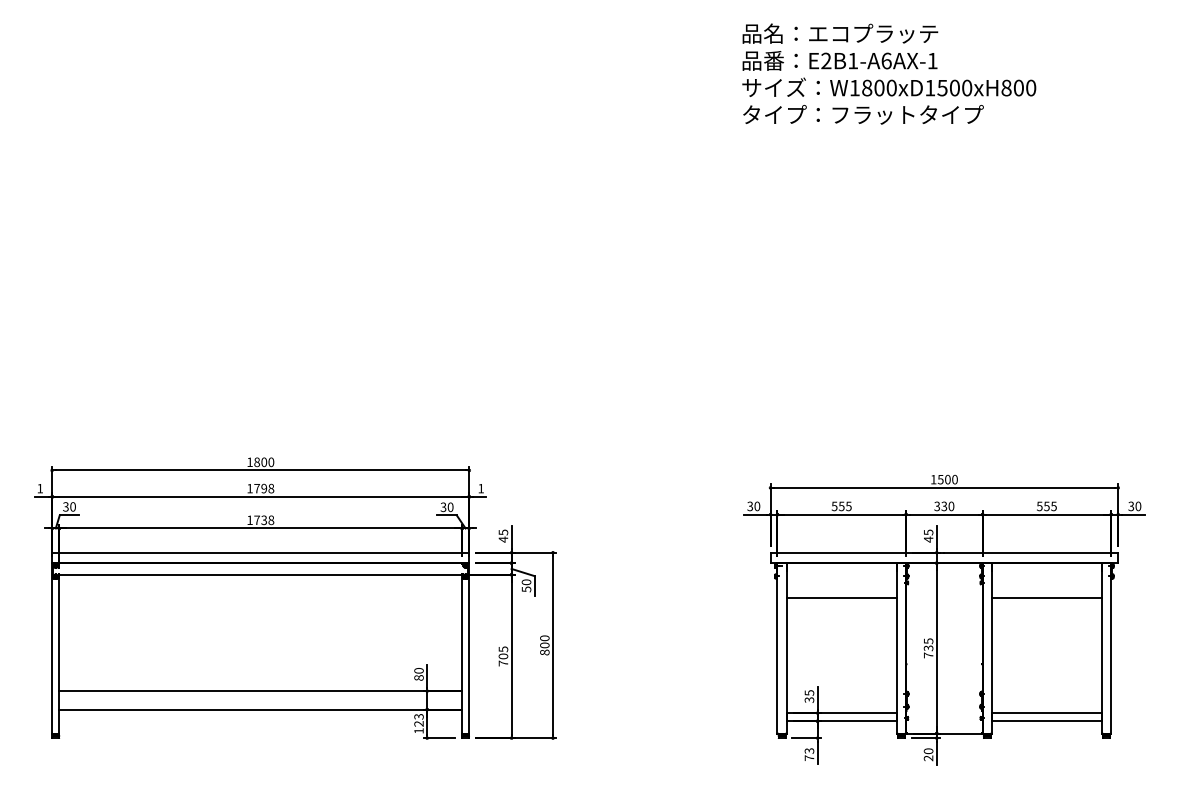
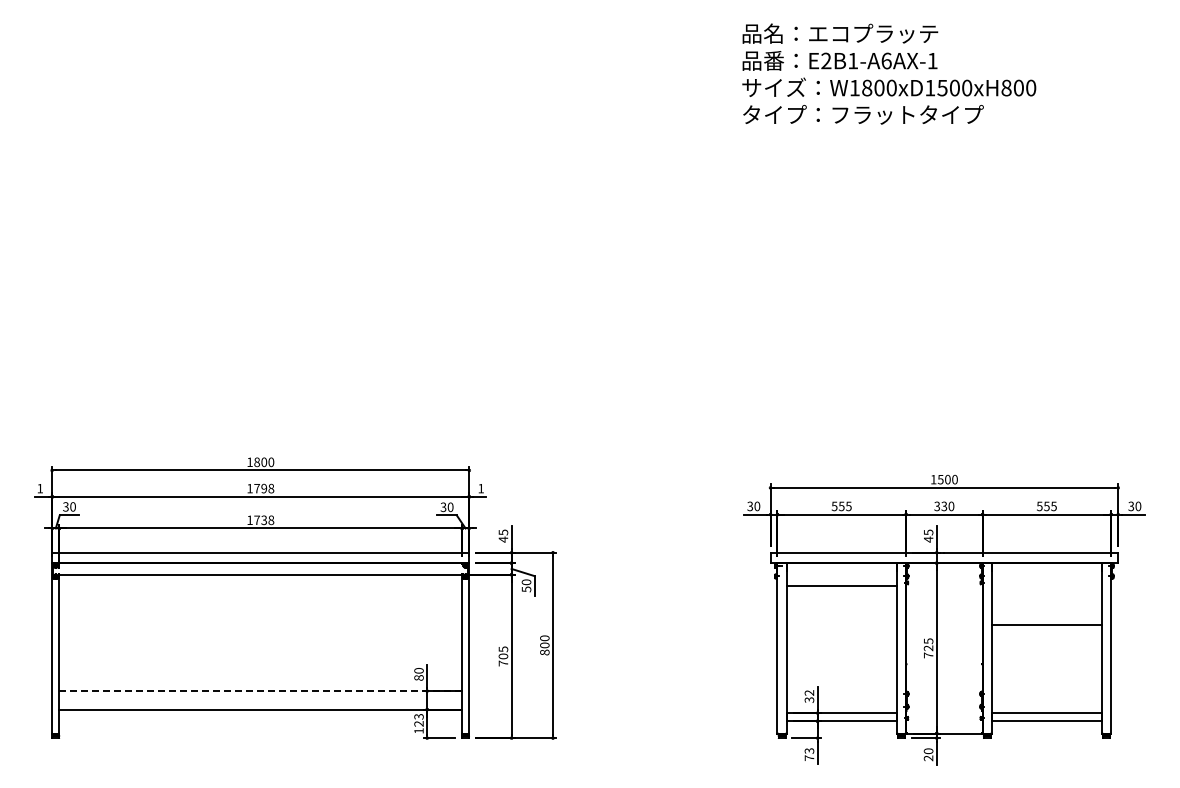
line position: (841, 597) -> (841, 585) (841, 585)
line position: (1046, 597) -> (1046, 624) (1046, 624)
text: 735 -> 725 (928, 648)
line: solid -> dashed (260, 691)
text: 35 -> 32 (809, 692)
